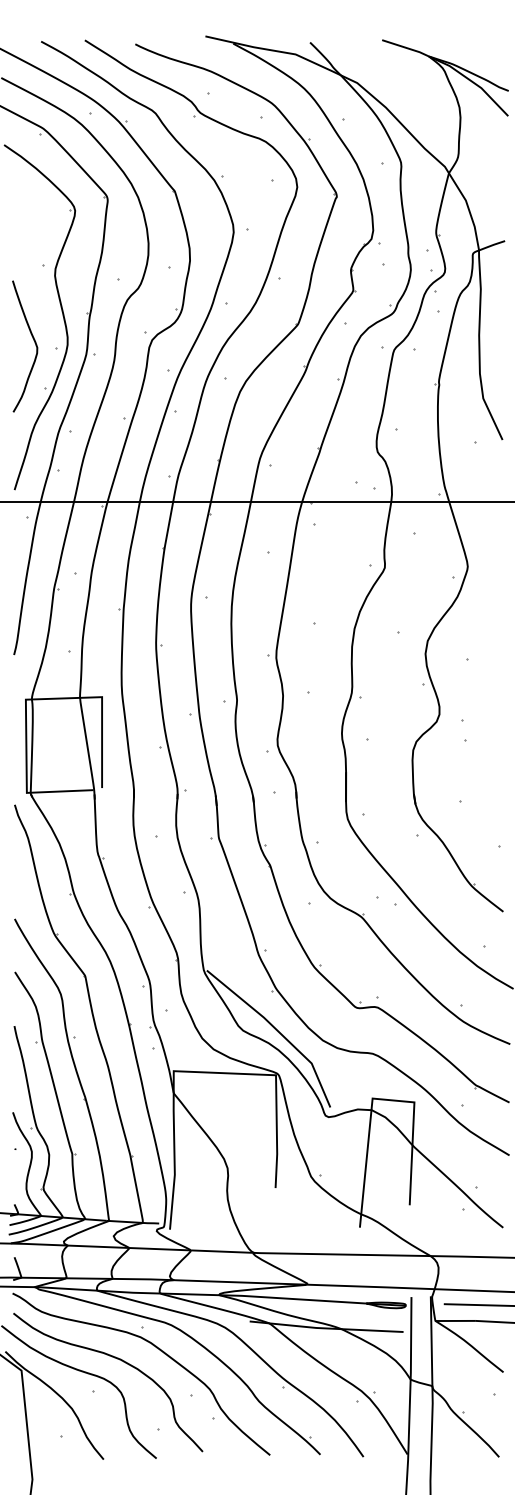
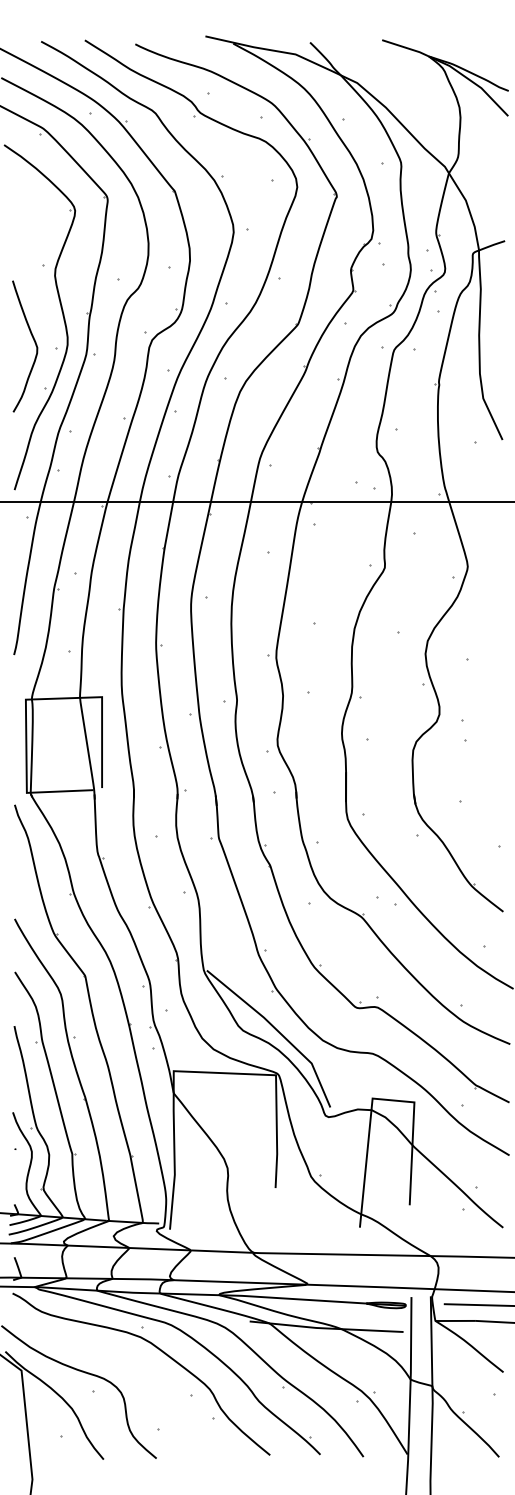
curve: present -> none (119, 1360)
